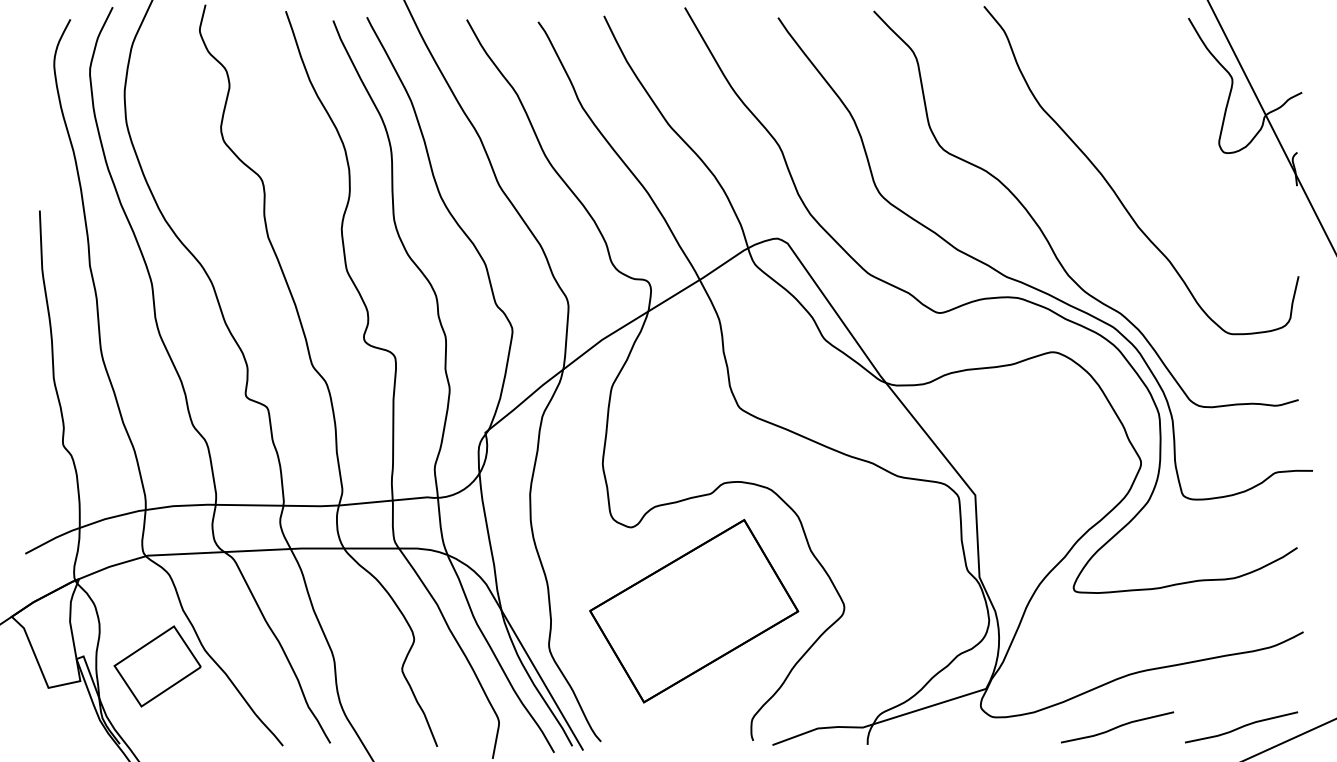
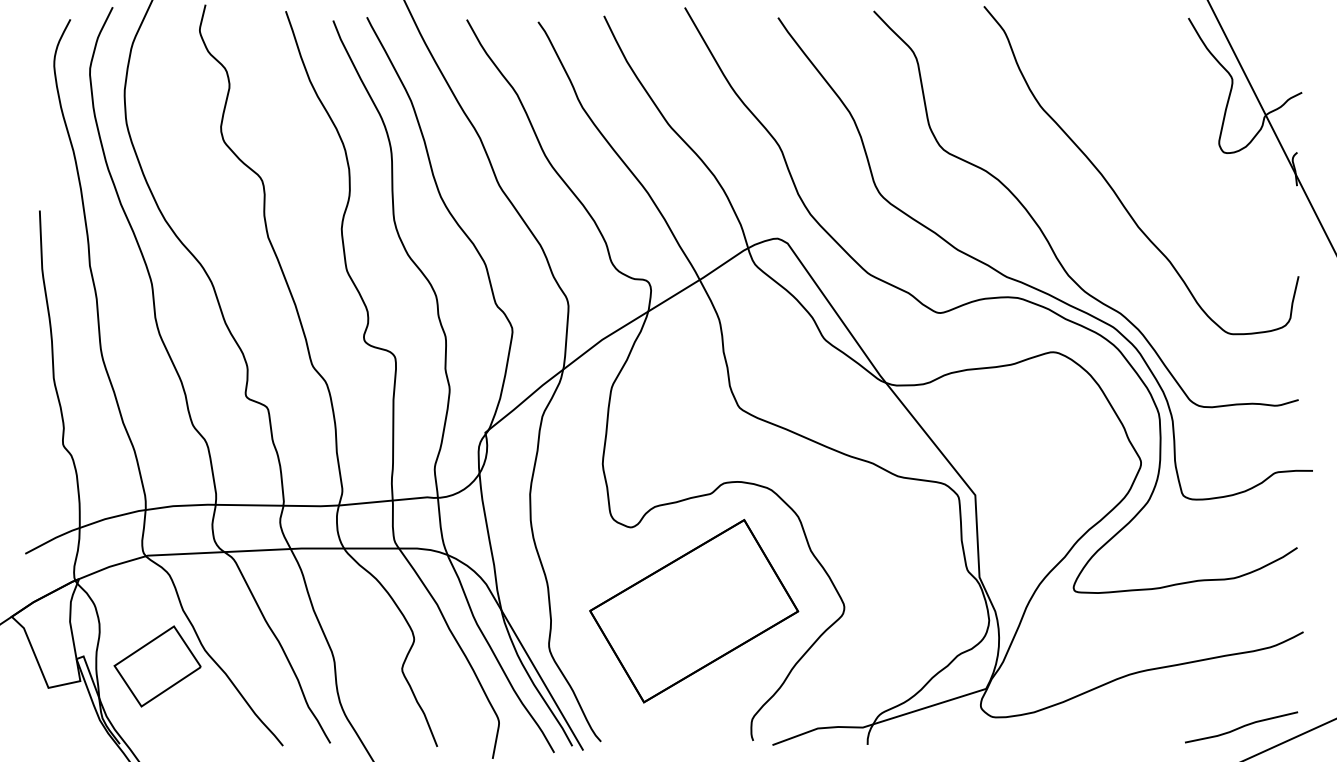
curve: present -> none (1117, 727)
